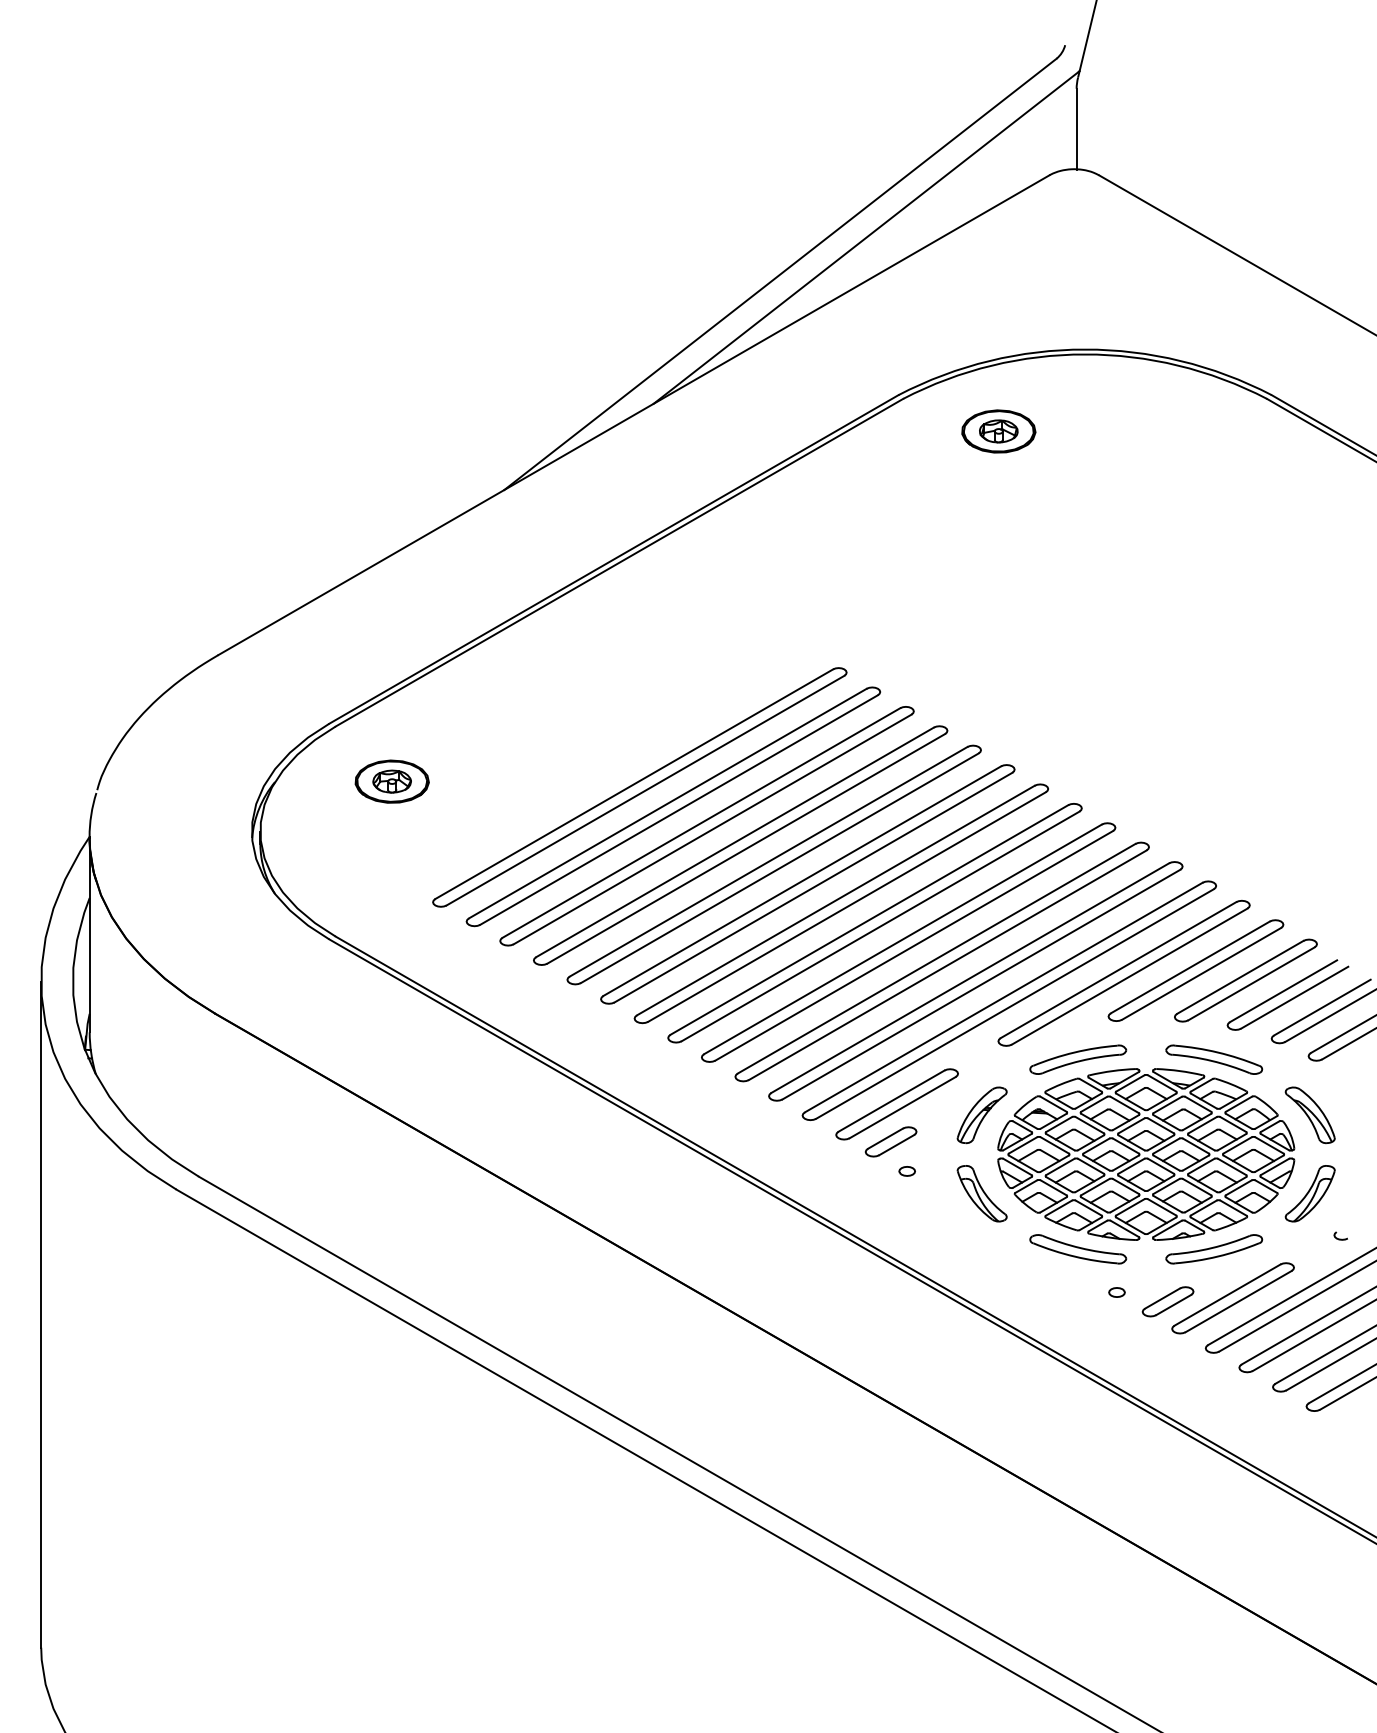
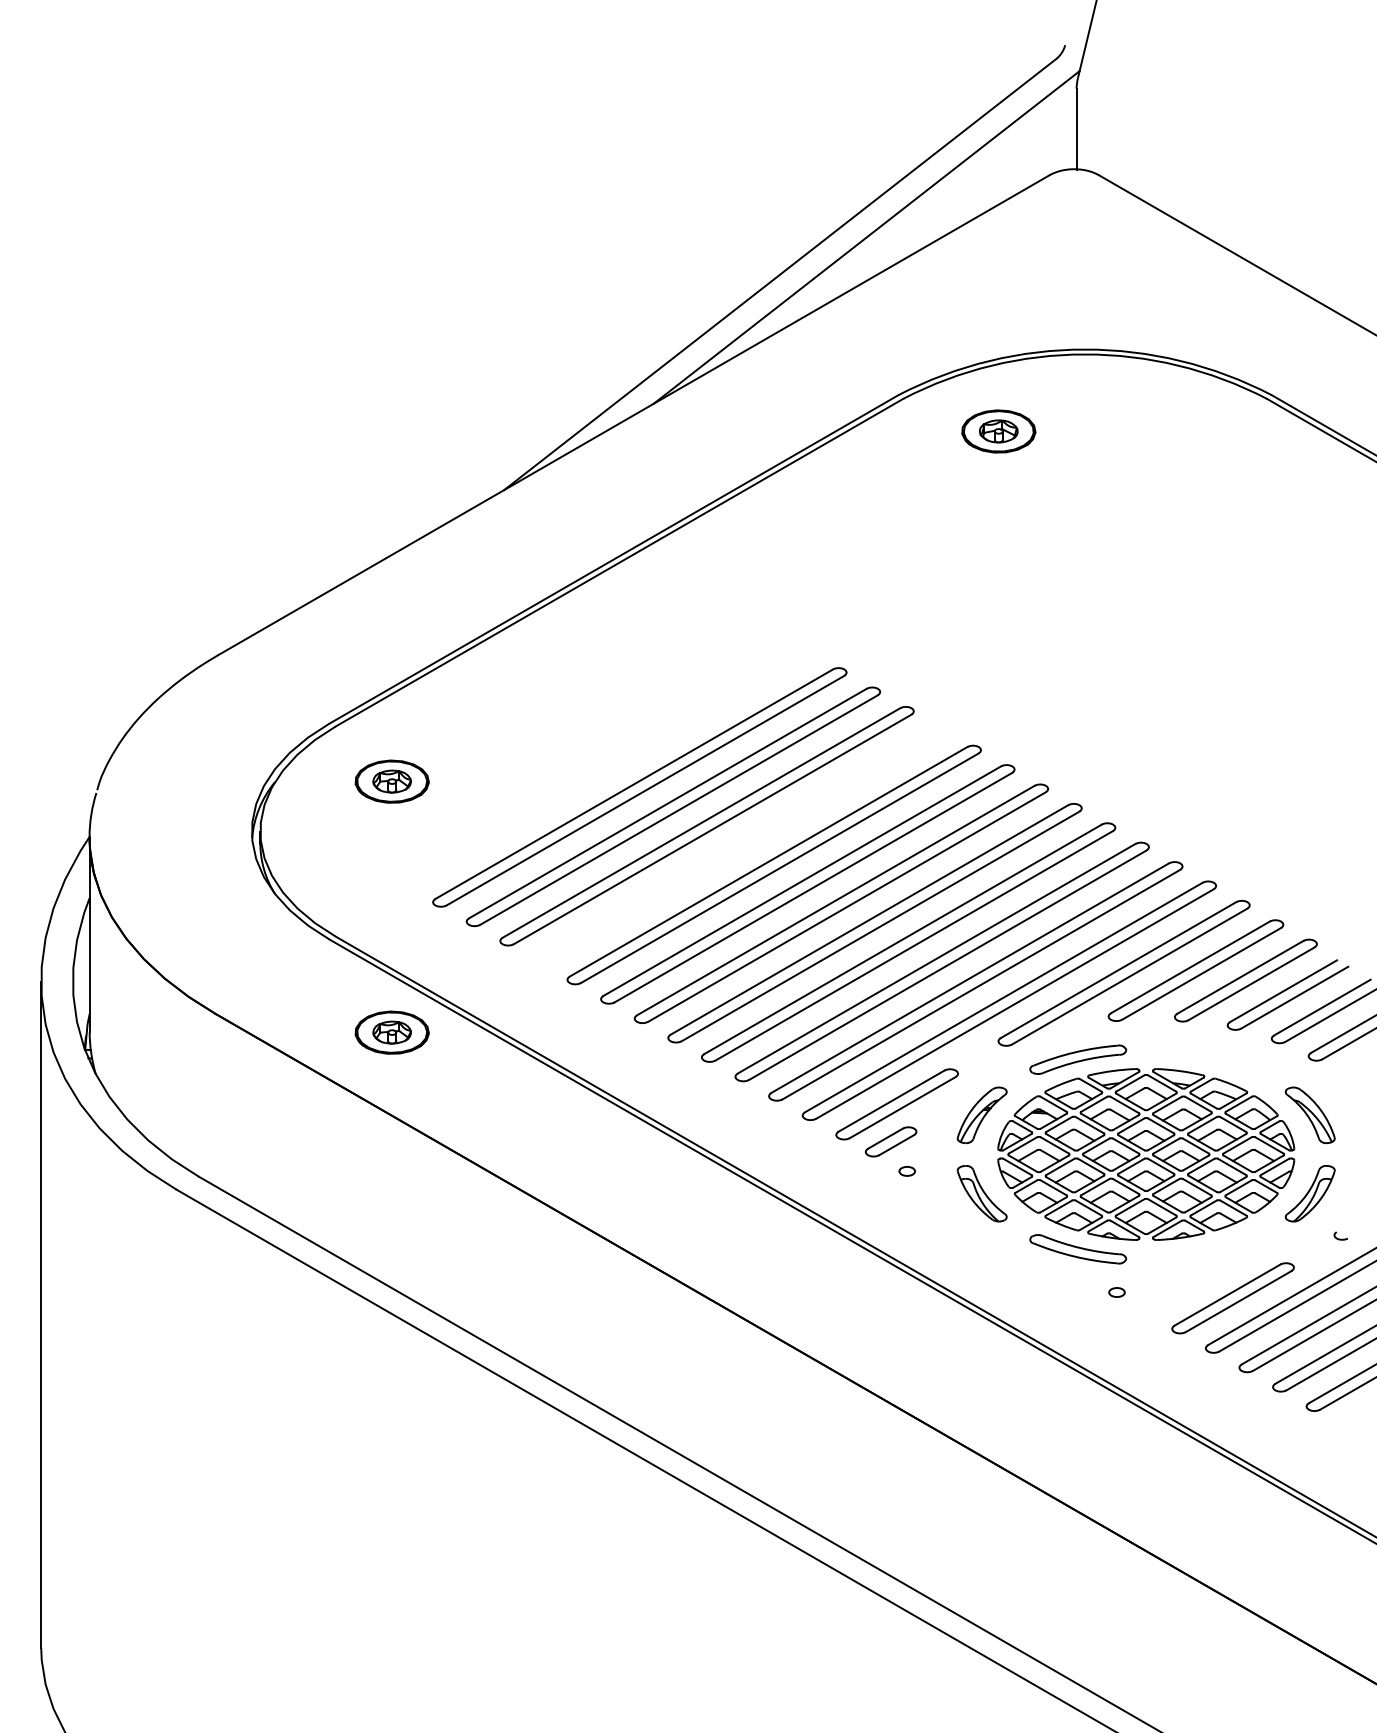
part: present -> none (740, 845)
part: none -> present (391, 1032)
part: present -> none (1214, 1059)
part: present -> none (1214, 1249)
part: present -> none (1167, 1301)
